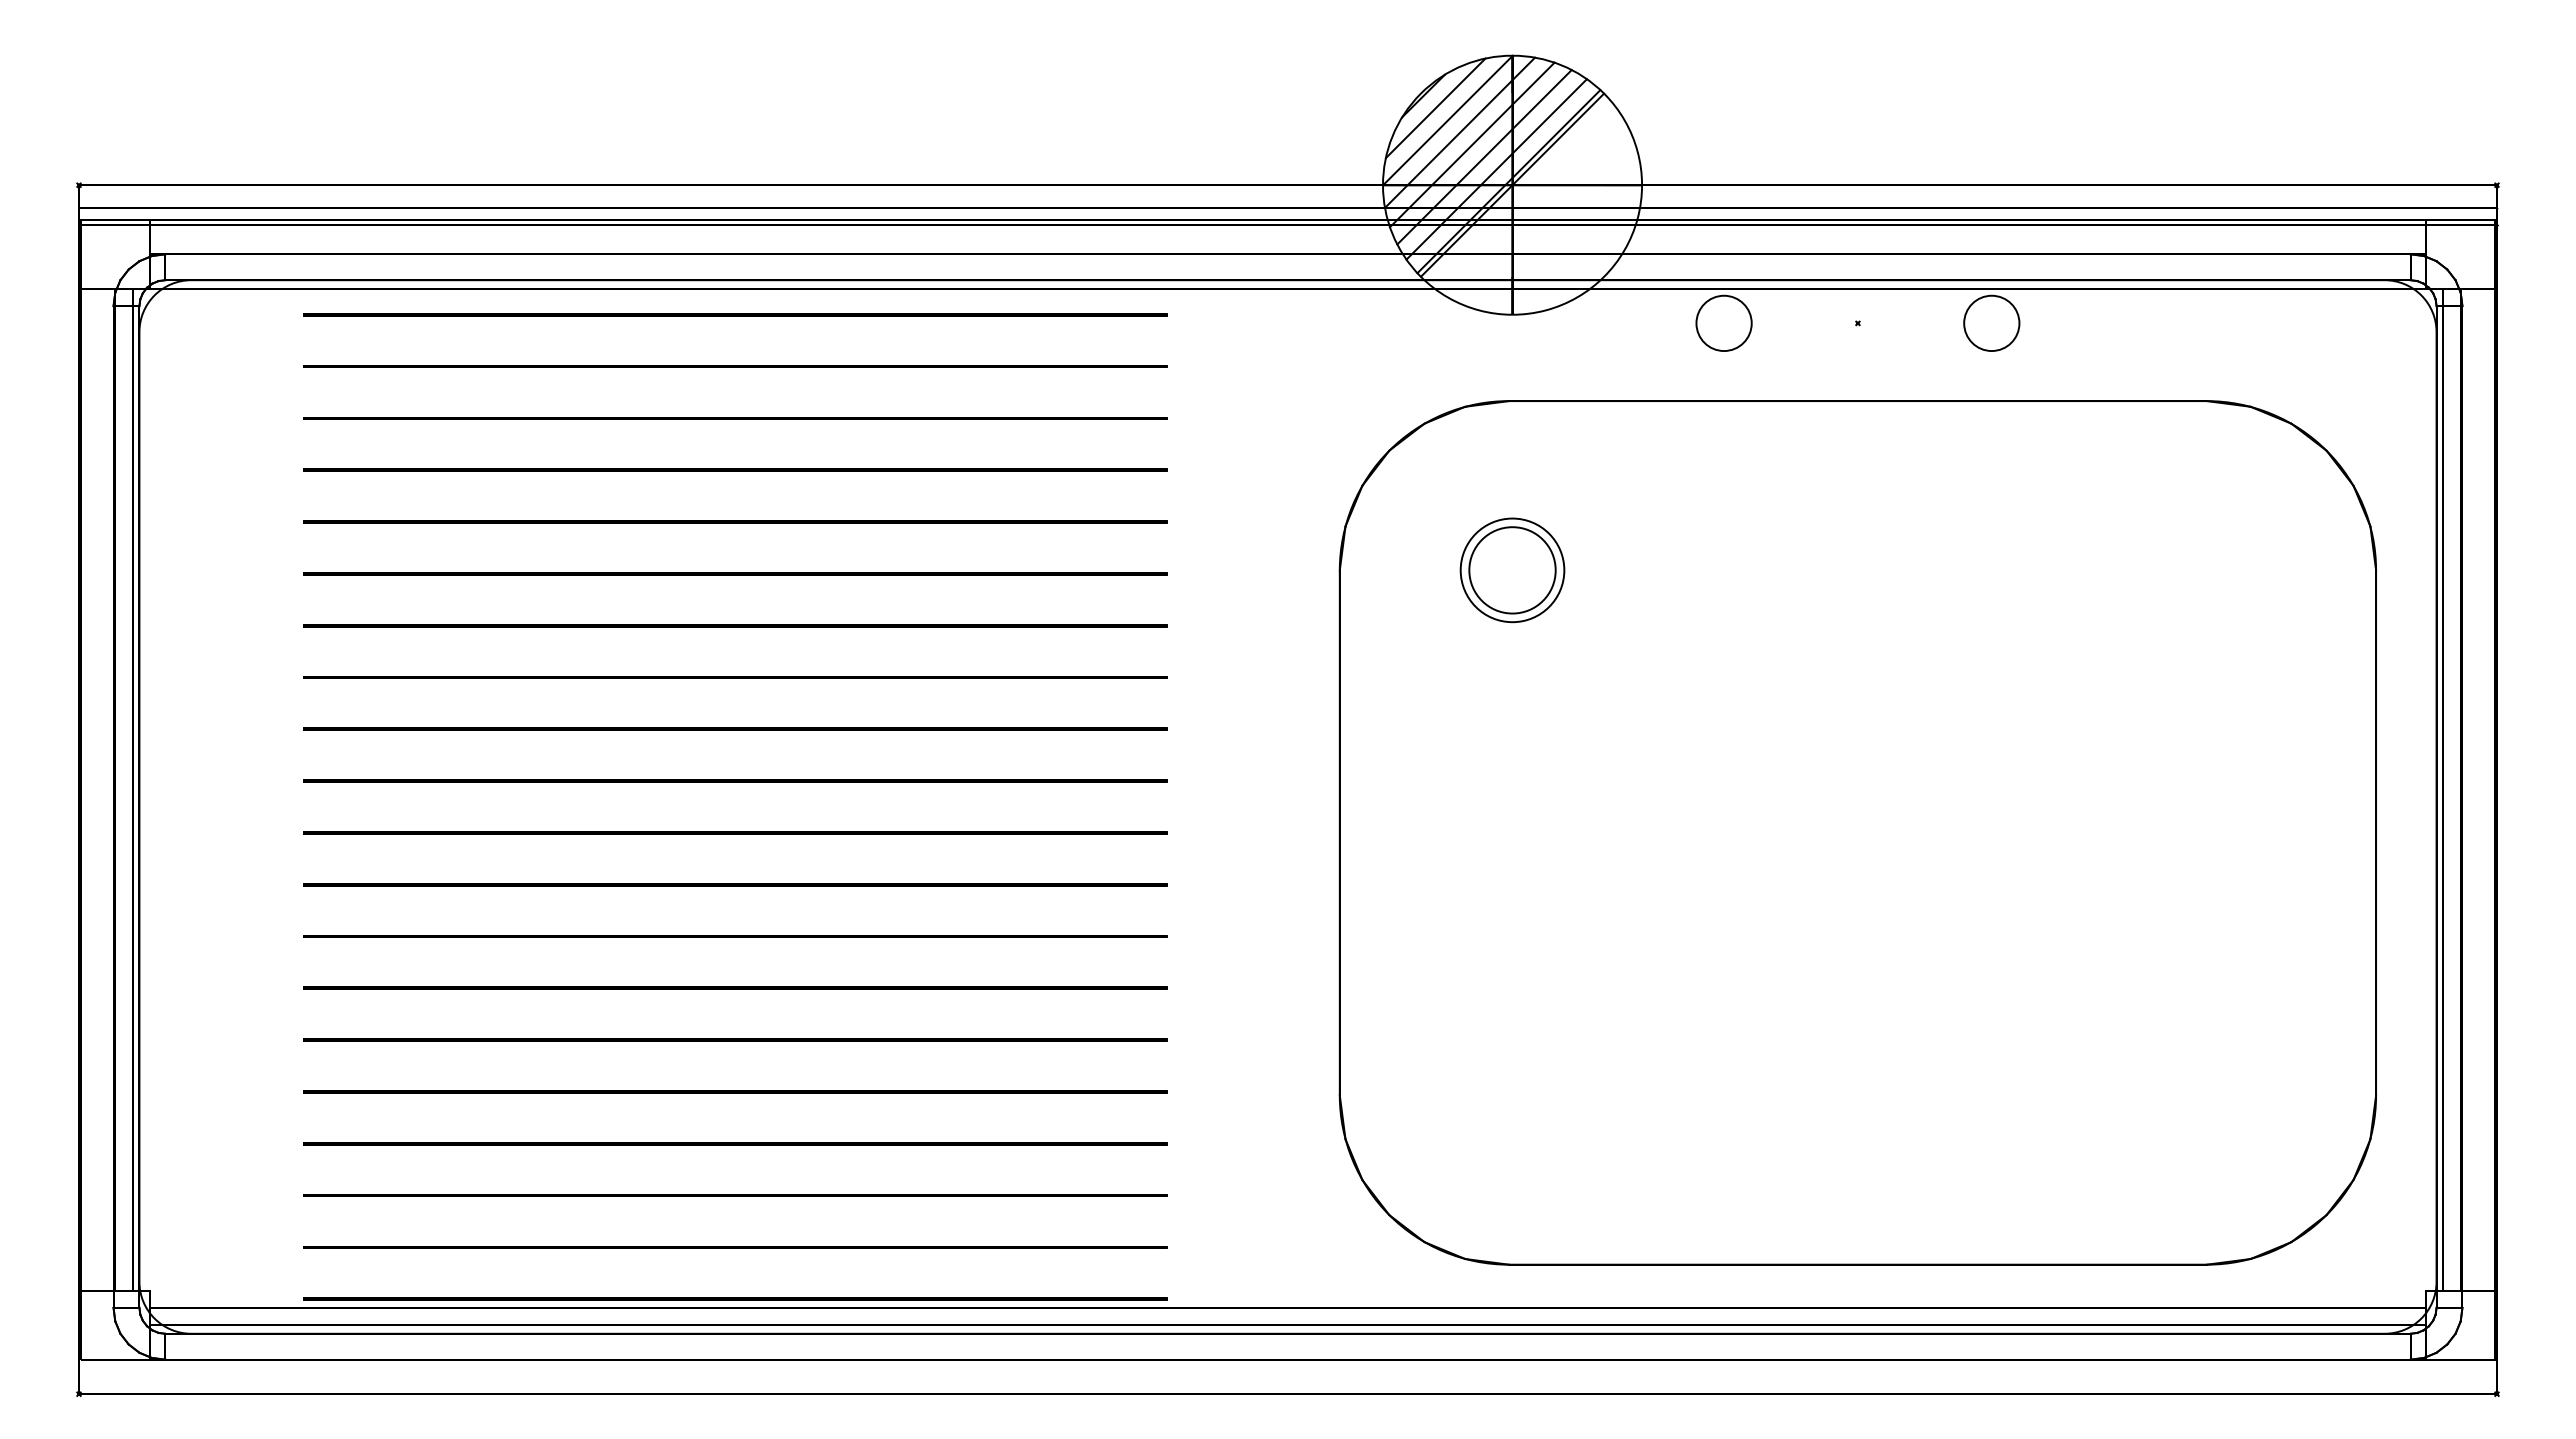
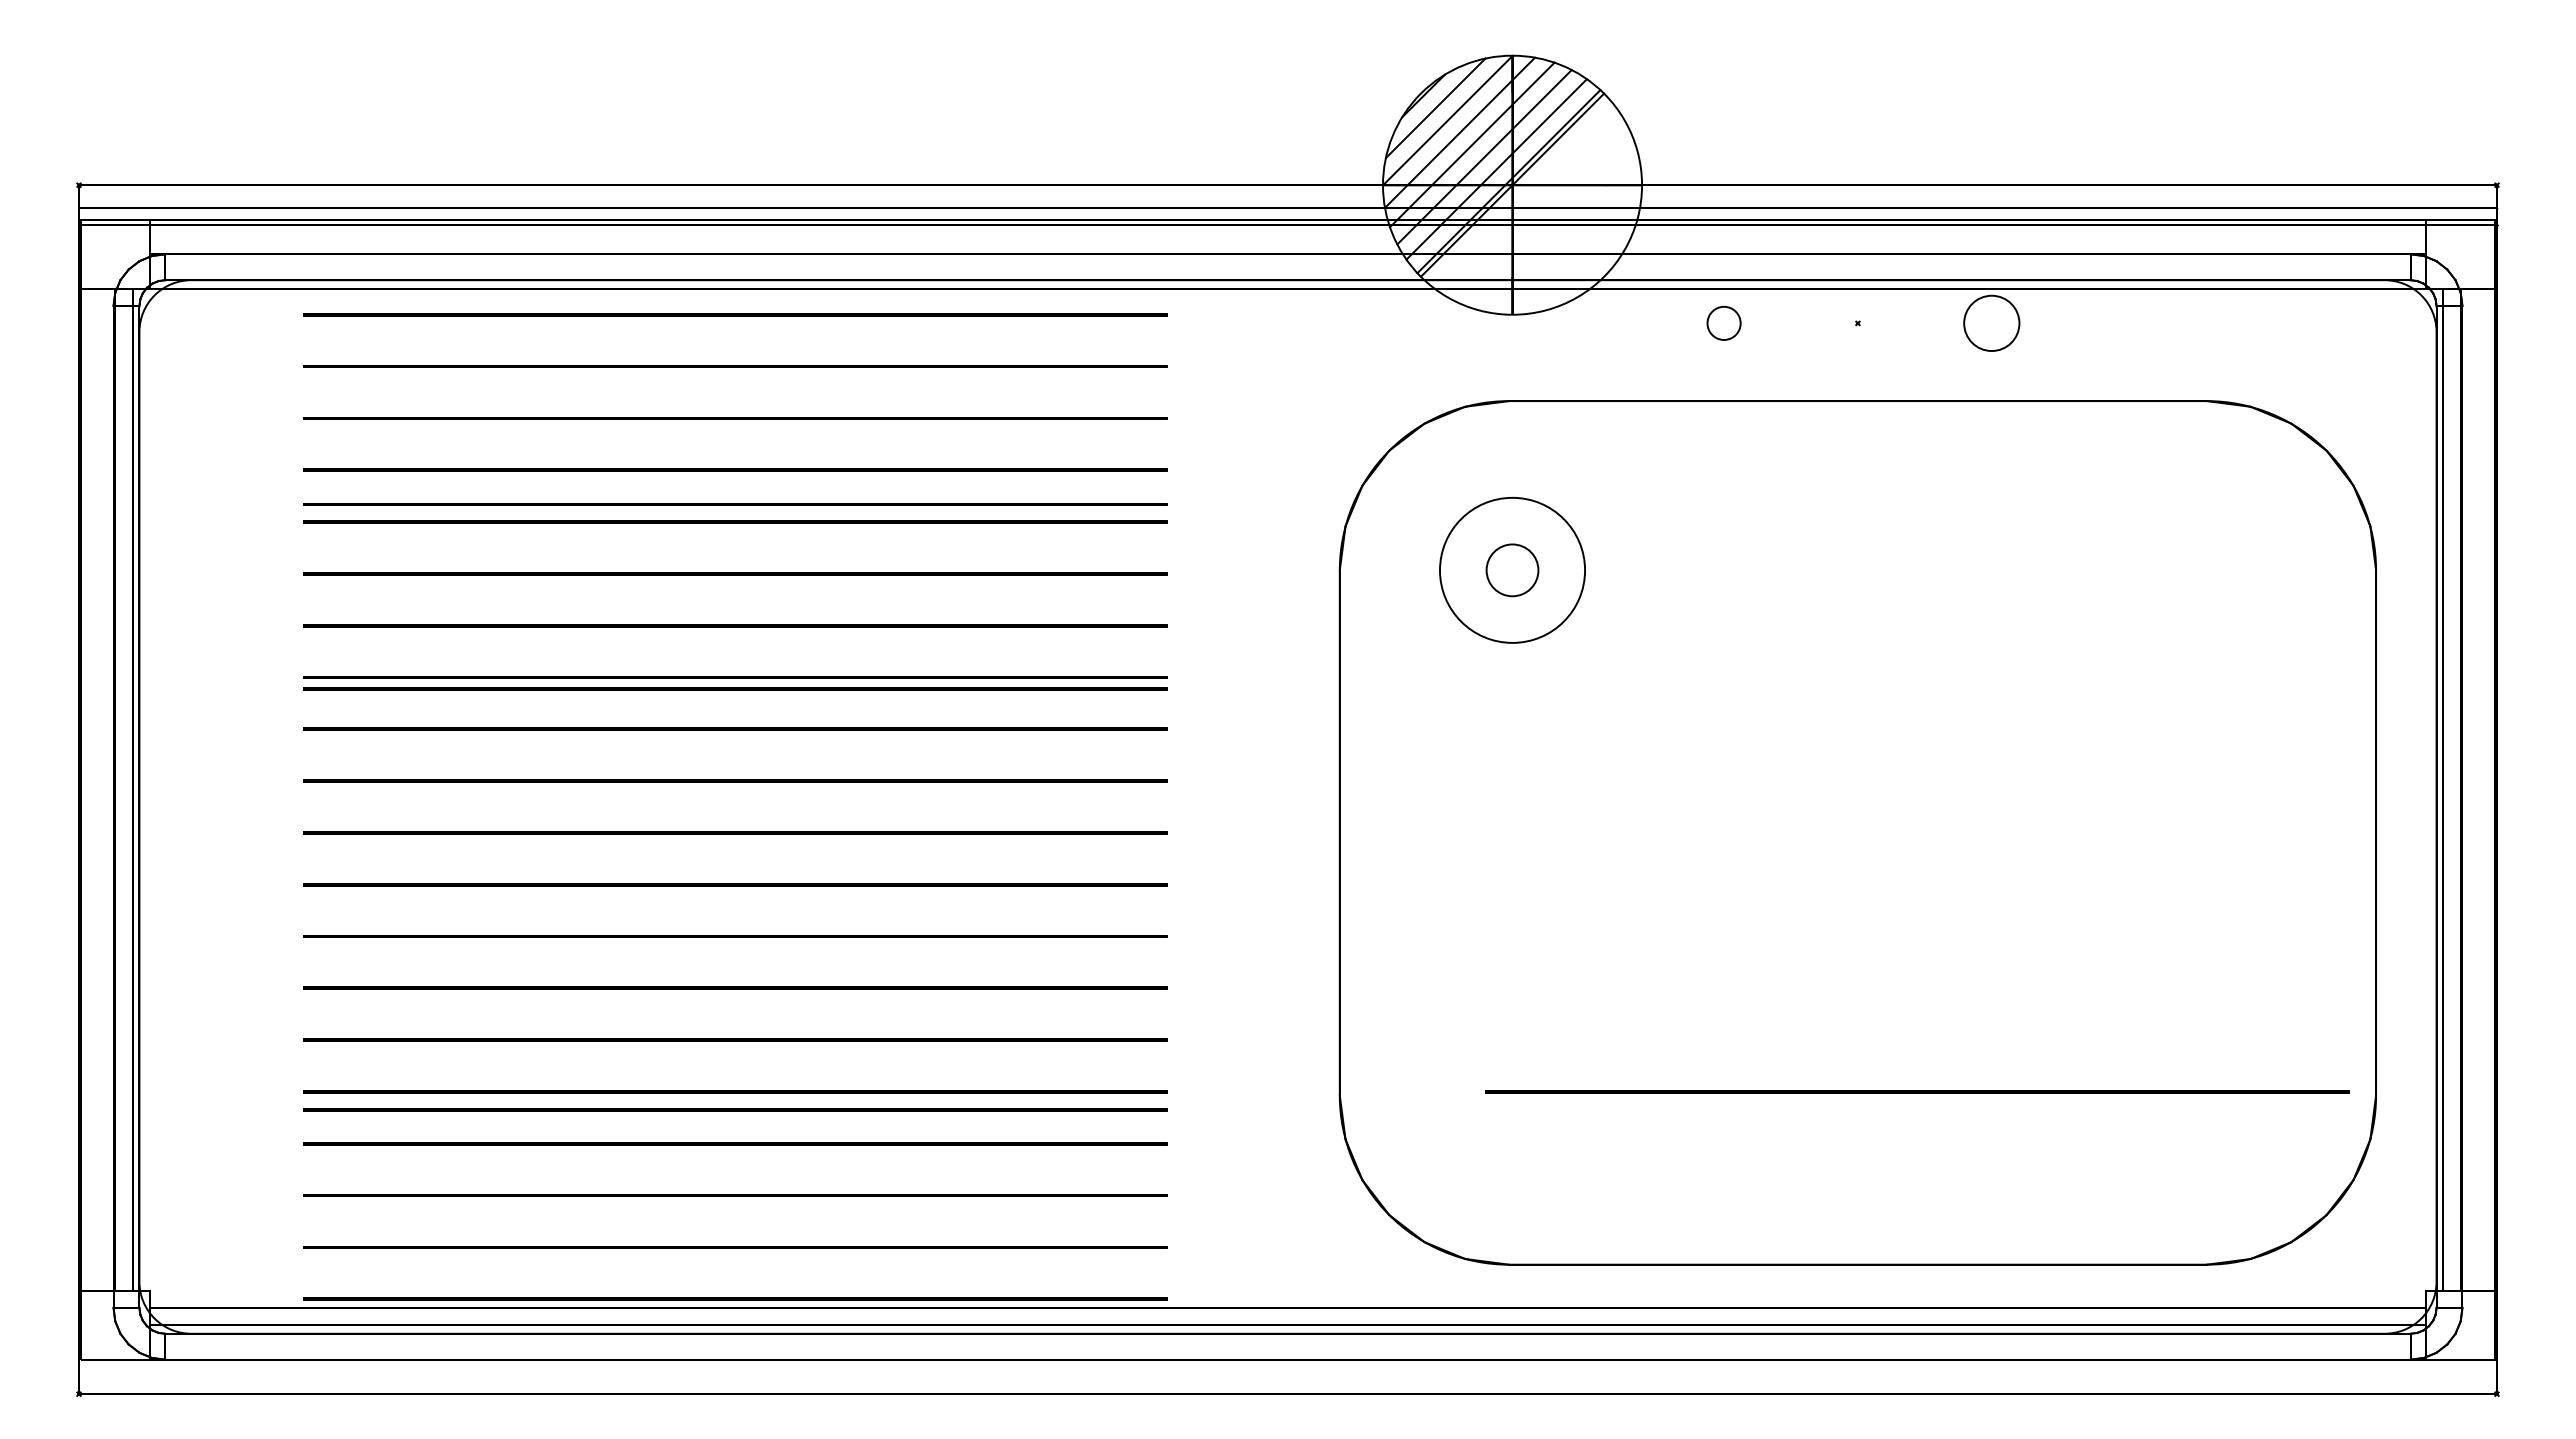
circle diameter: 55 px -> 33 px (1723, 322)
line: none -> present (735, 504)
circle diameter: 104 px -> 145 px (1512, 569)
circle diameter: 86 px -> 52 px (1512, 570)
line: none -> present (735, 688)
line: none -> present (1917, 1091)
line: none -> present (735, 1109)
